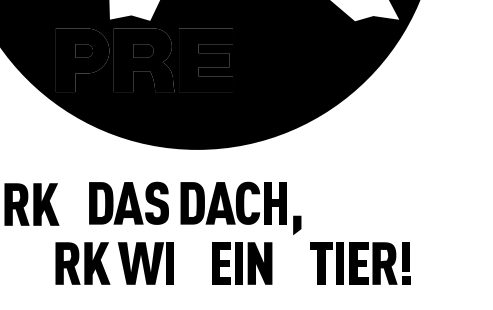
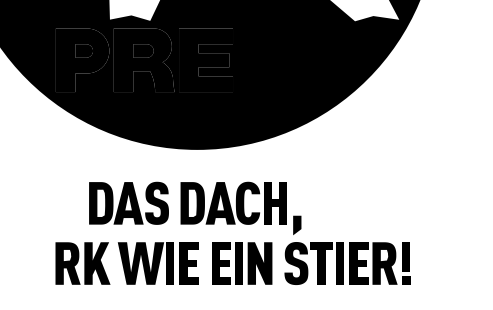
part: present -> none (31, 204)
fill: none -> present (188, 263)
fill: none -> present (296, 263)
